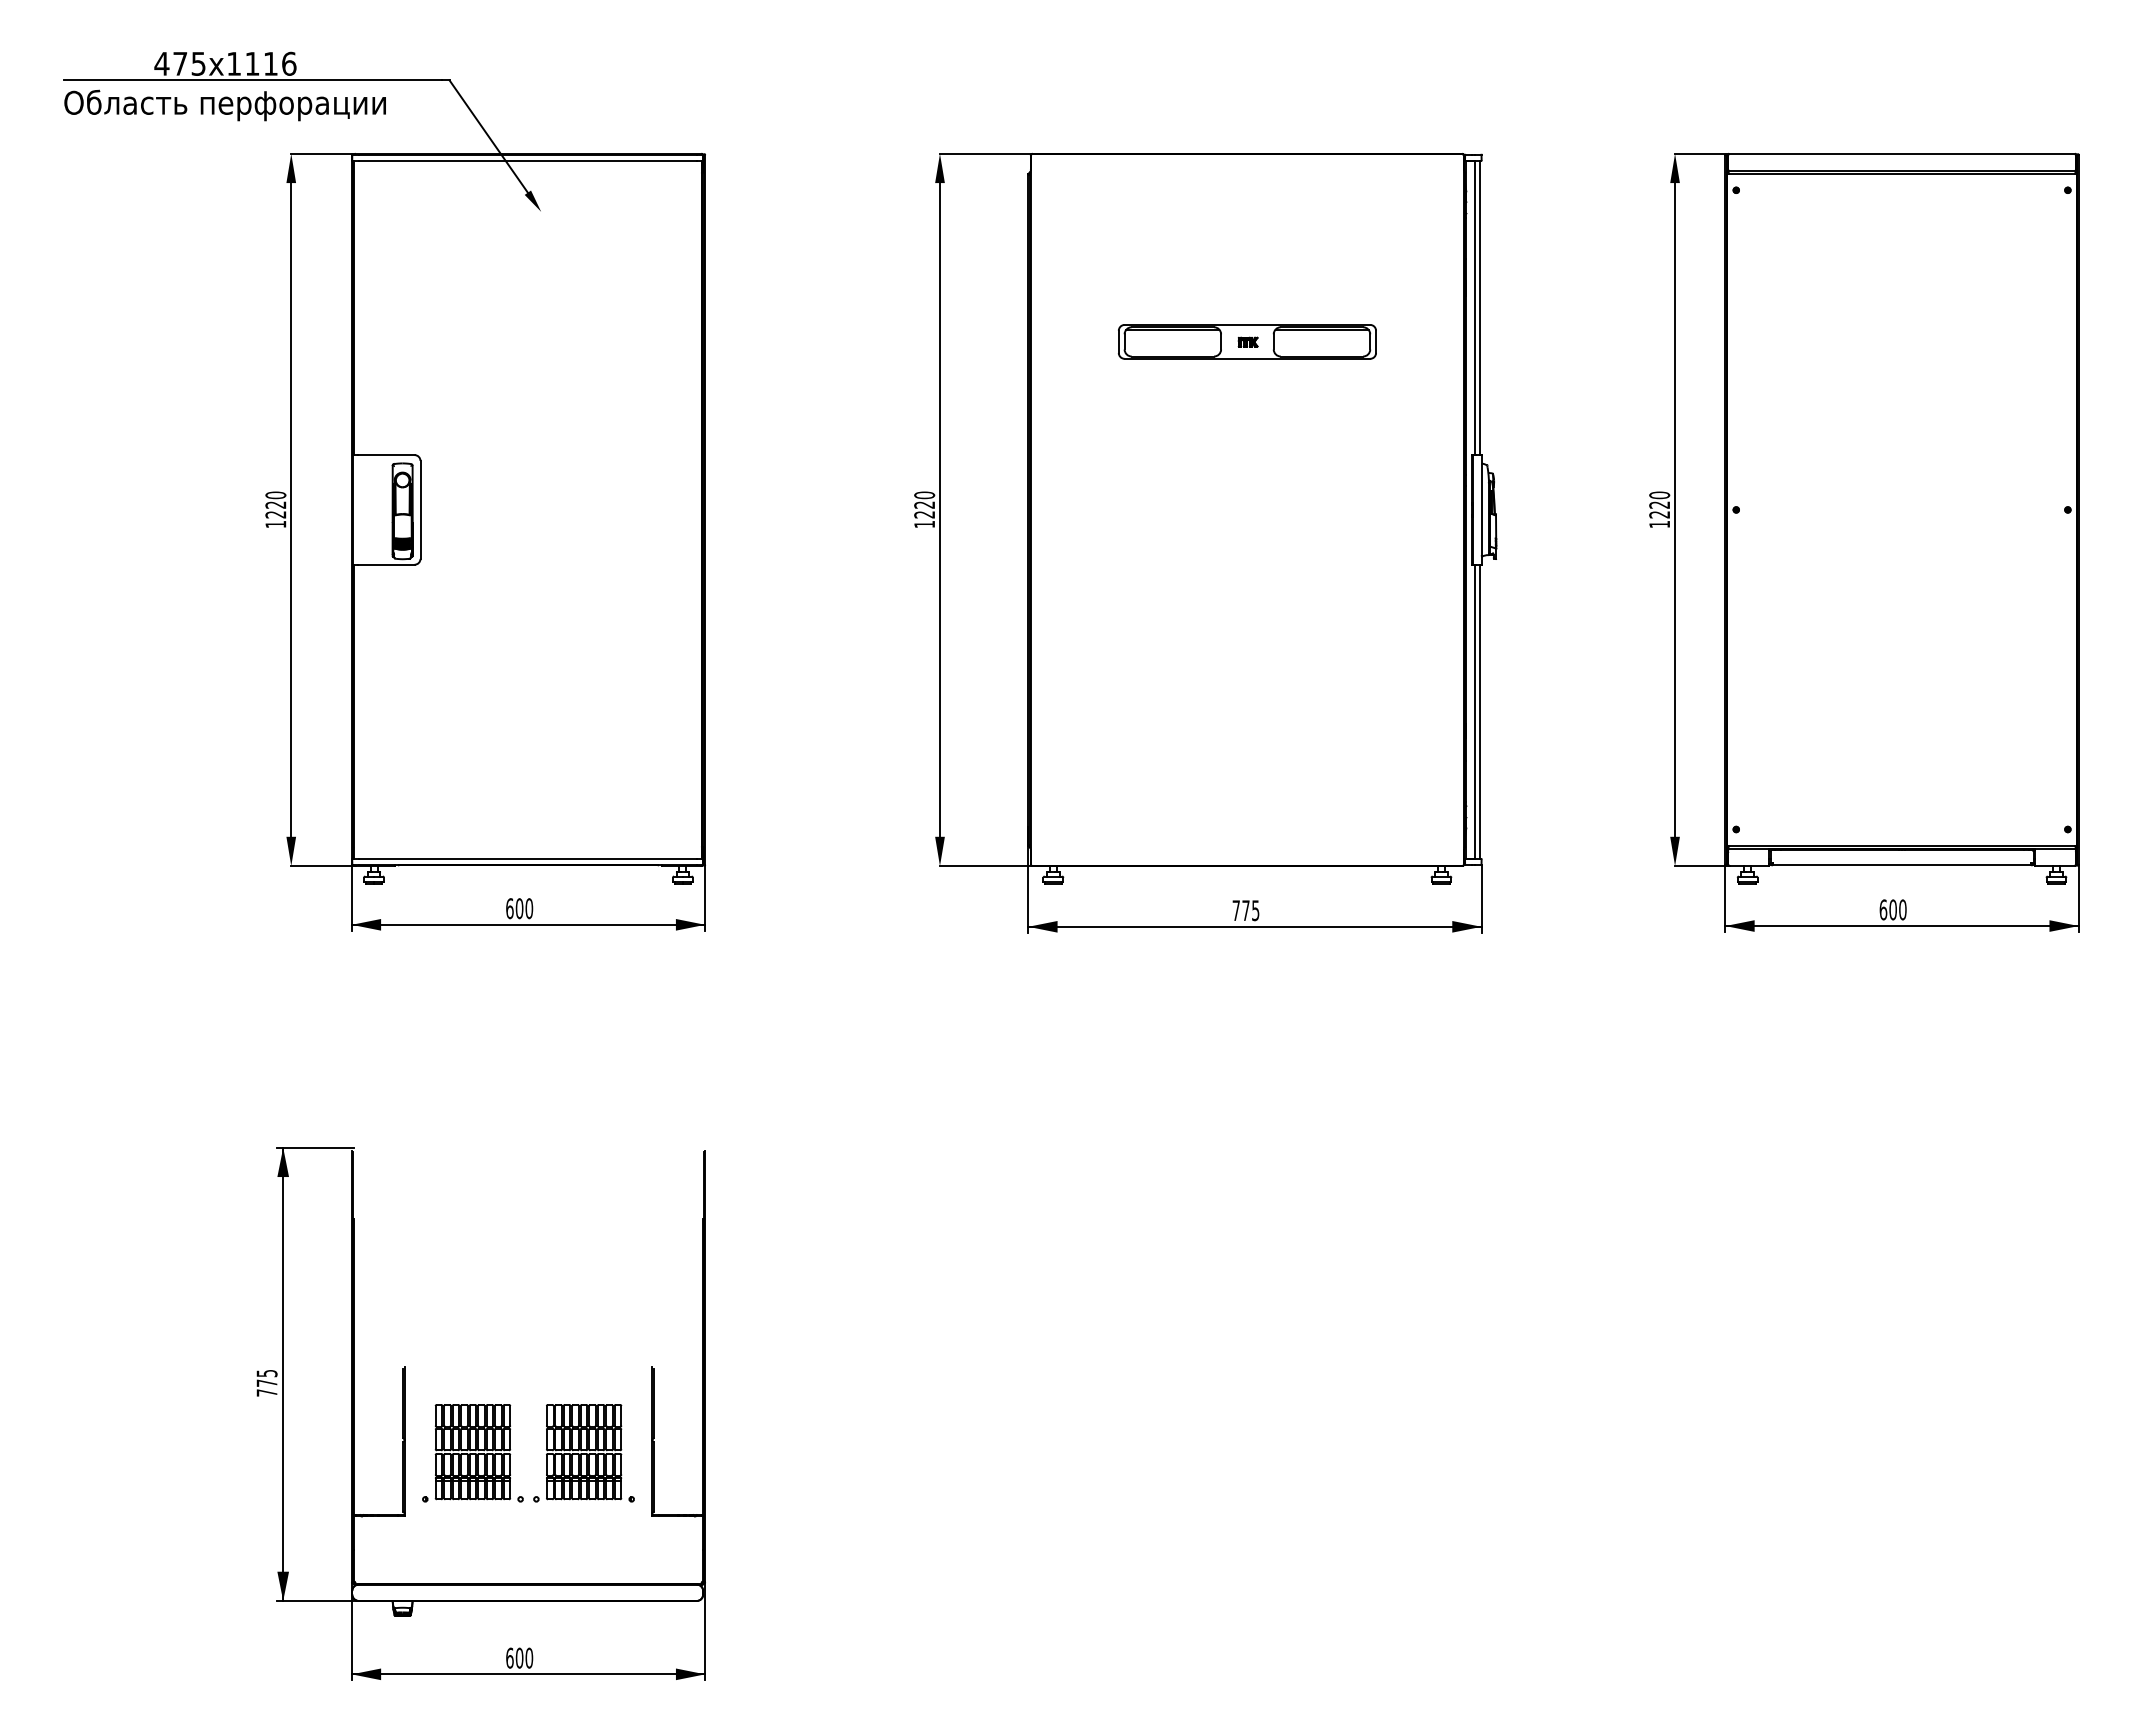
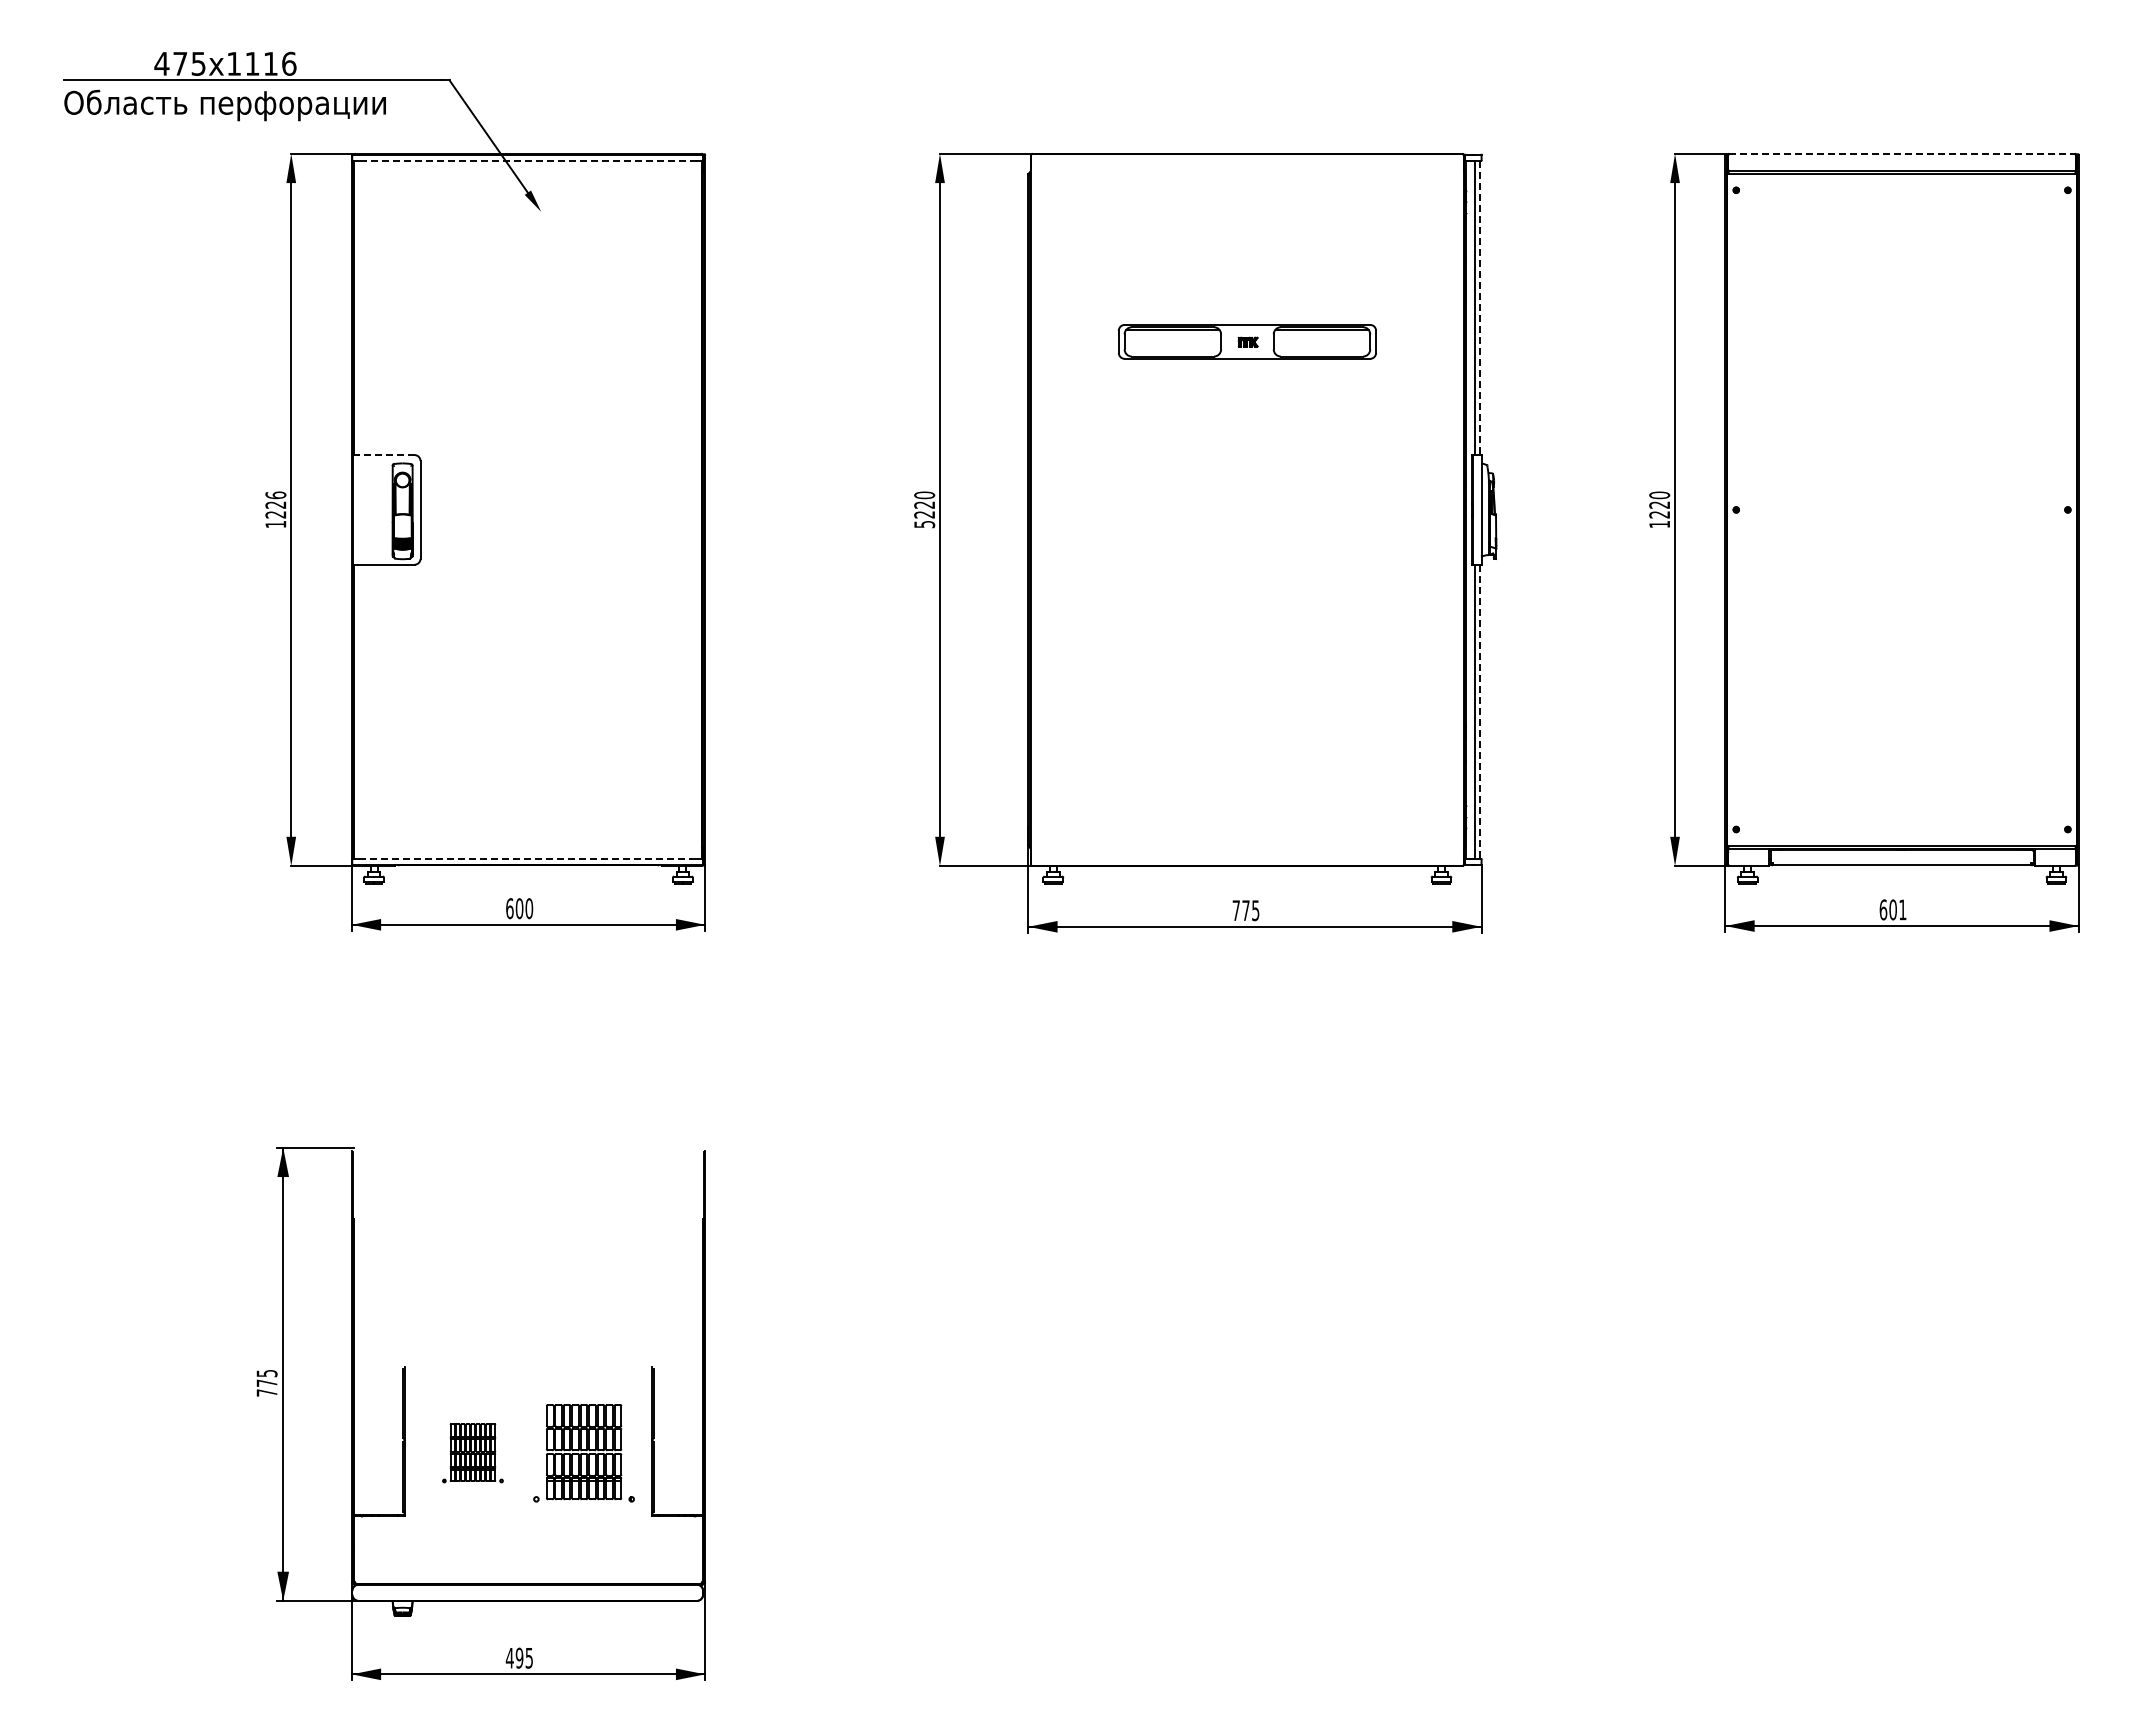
line: solid -> dashed (1902, 153)
line: solid -> dashed (527, 160)
line: solid -> dashed (1480, 308)
line: solid -> dashed (385, 455)
text: 1220 -> 1226 (275, 494)
text: 1220 -> 5220 (924, 524)
line: solid -> dashed (1480, 712)
line: solid -> dashed (527, 859)
text: 600 -> 601 (1902, 909)
part size: 102x99 px -> 62x61 px (472, 1453)
text: 600 -> 495 (519, 1657)
